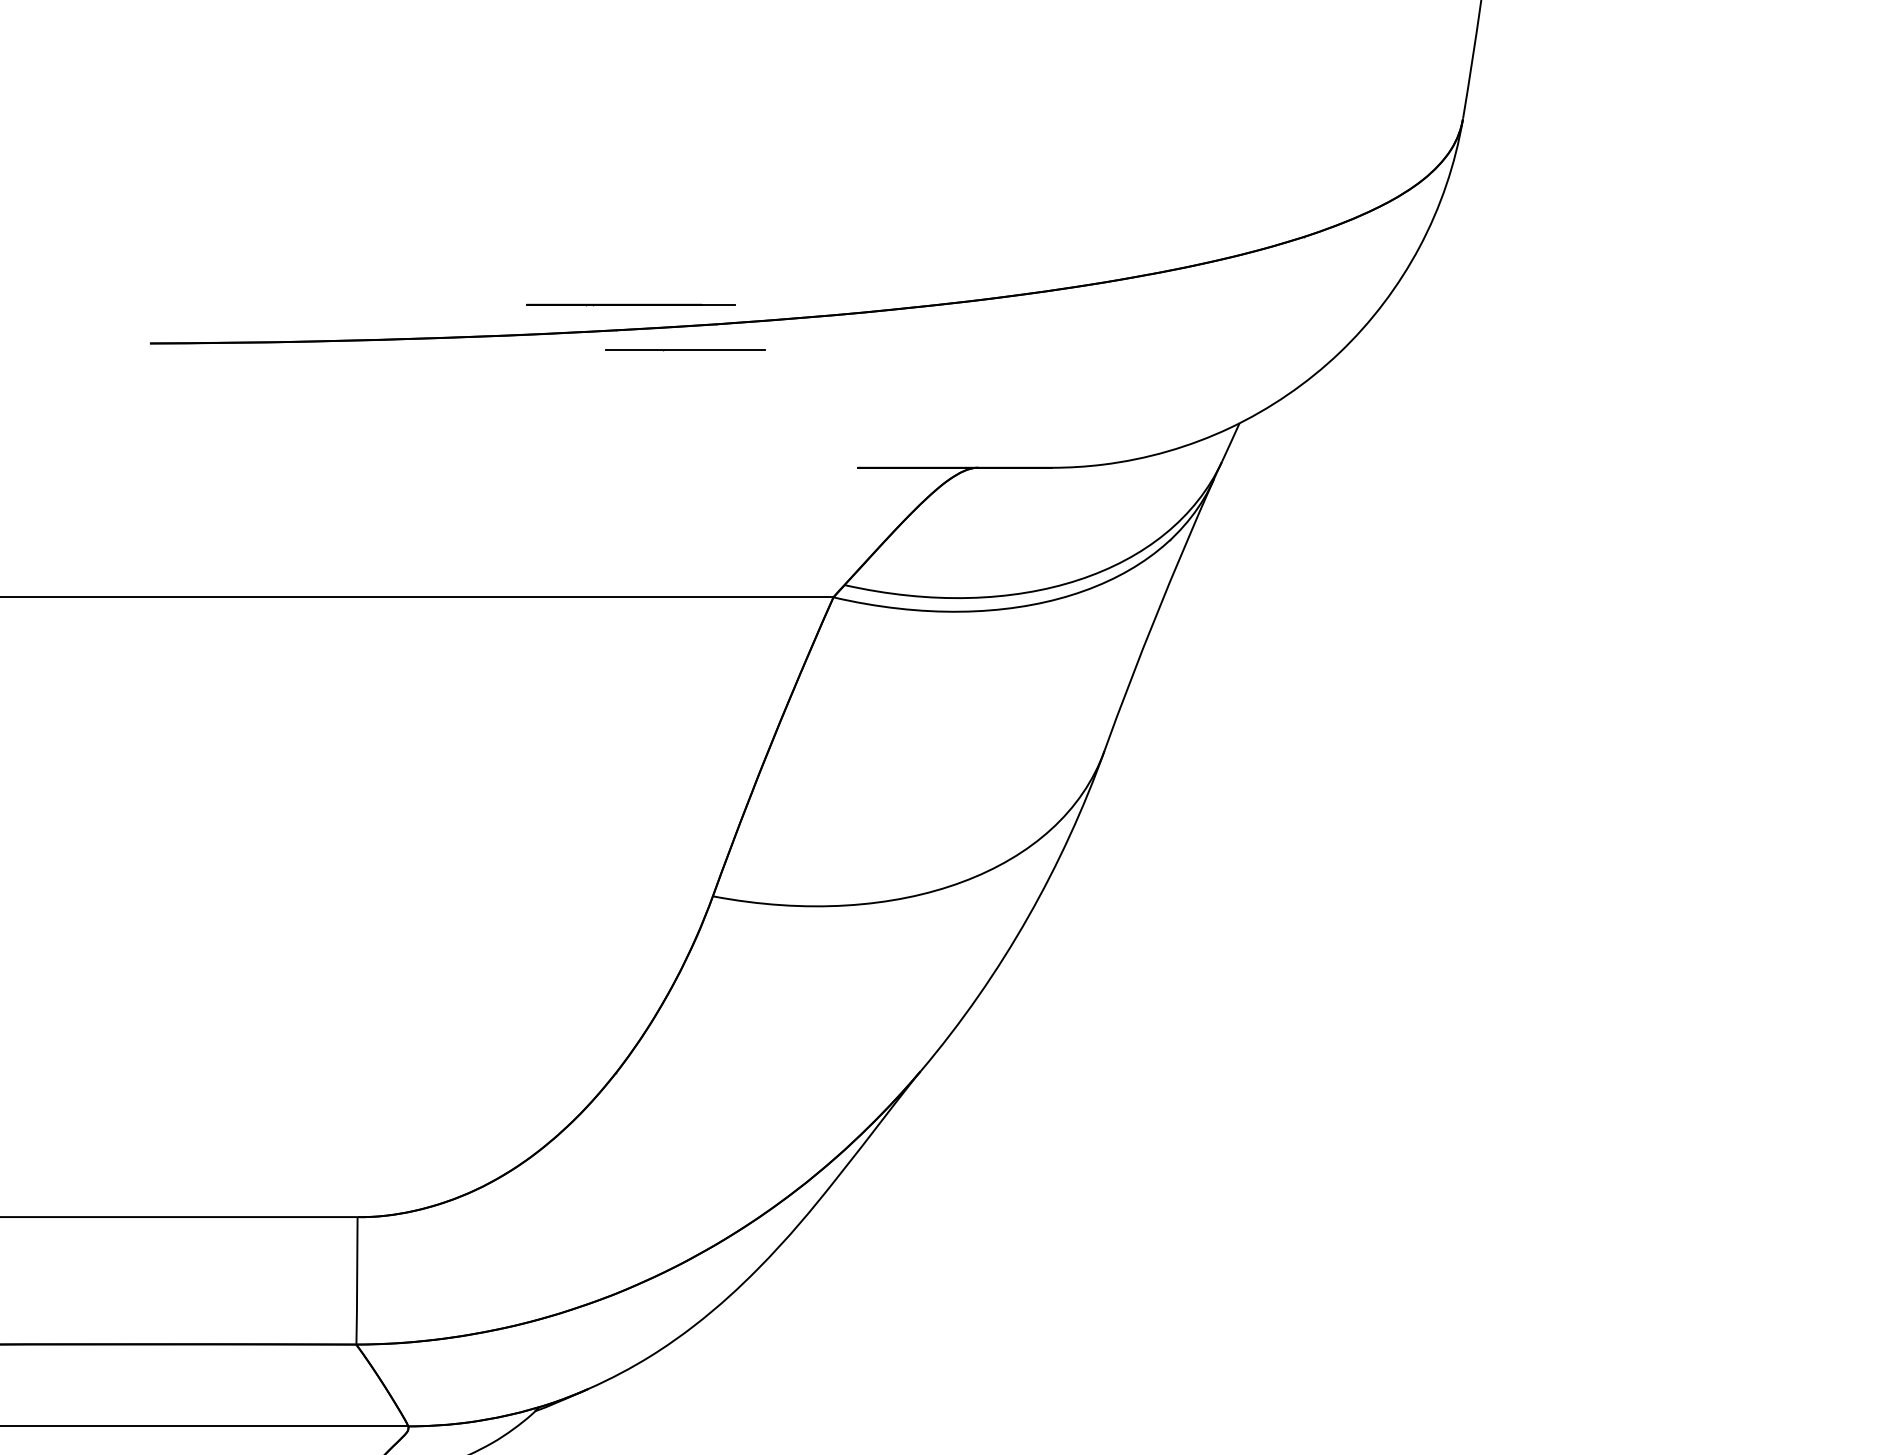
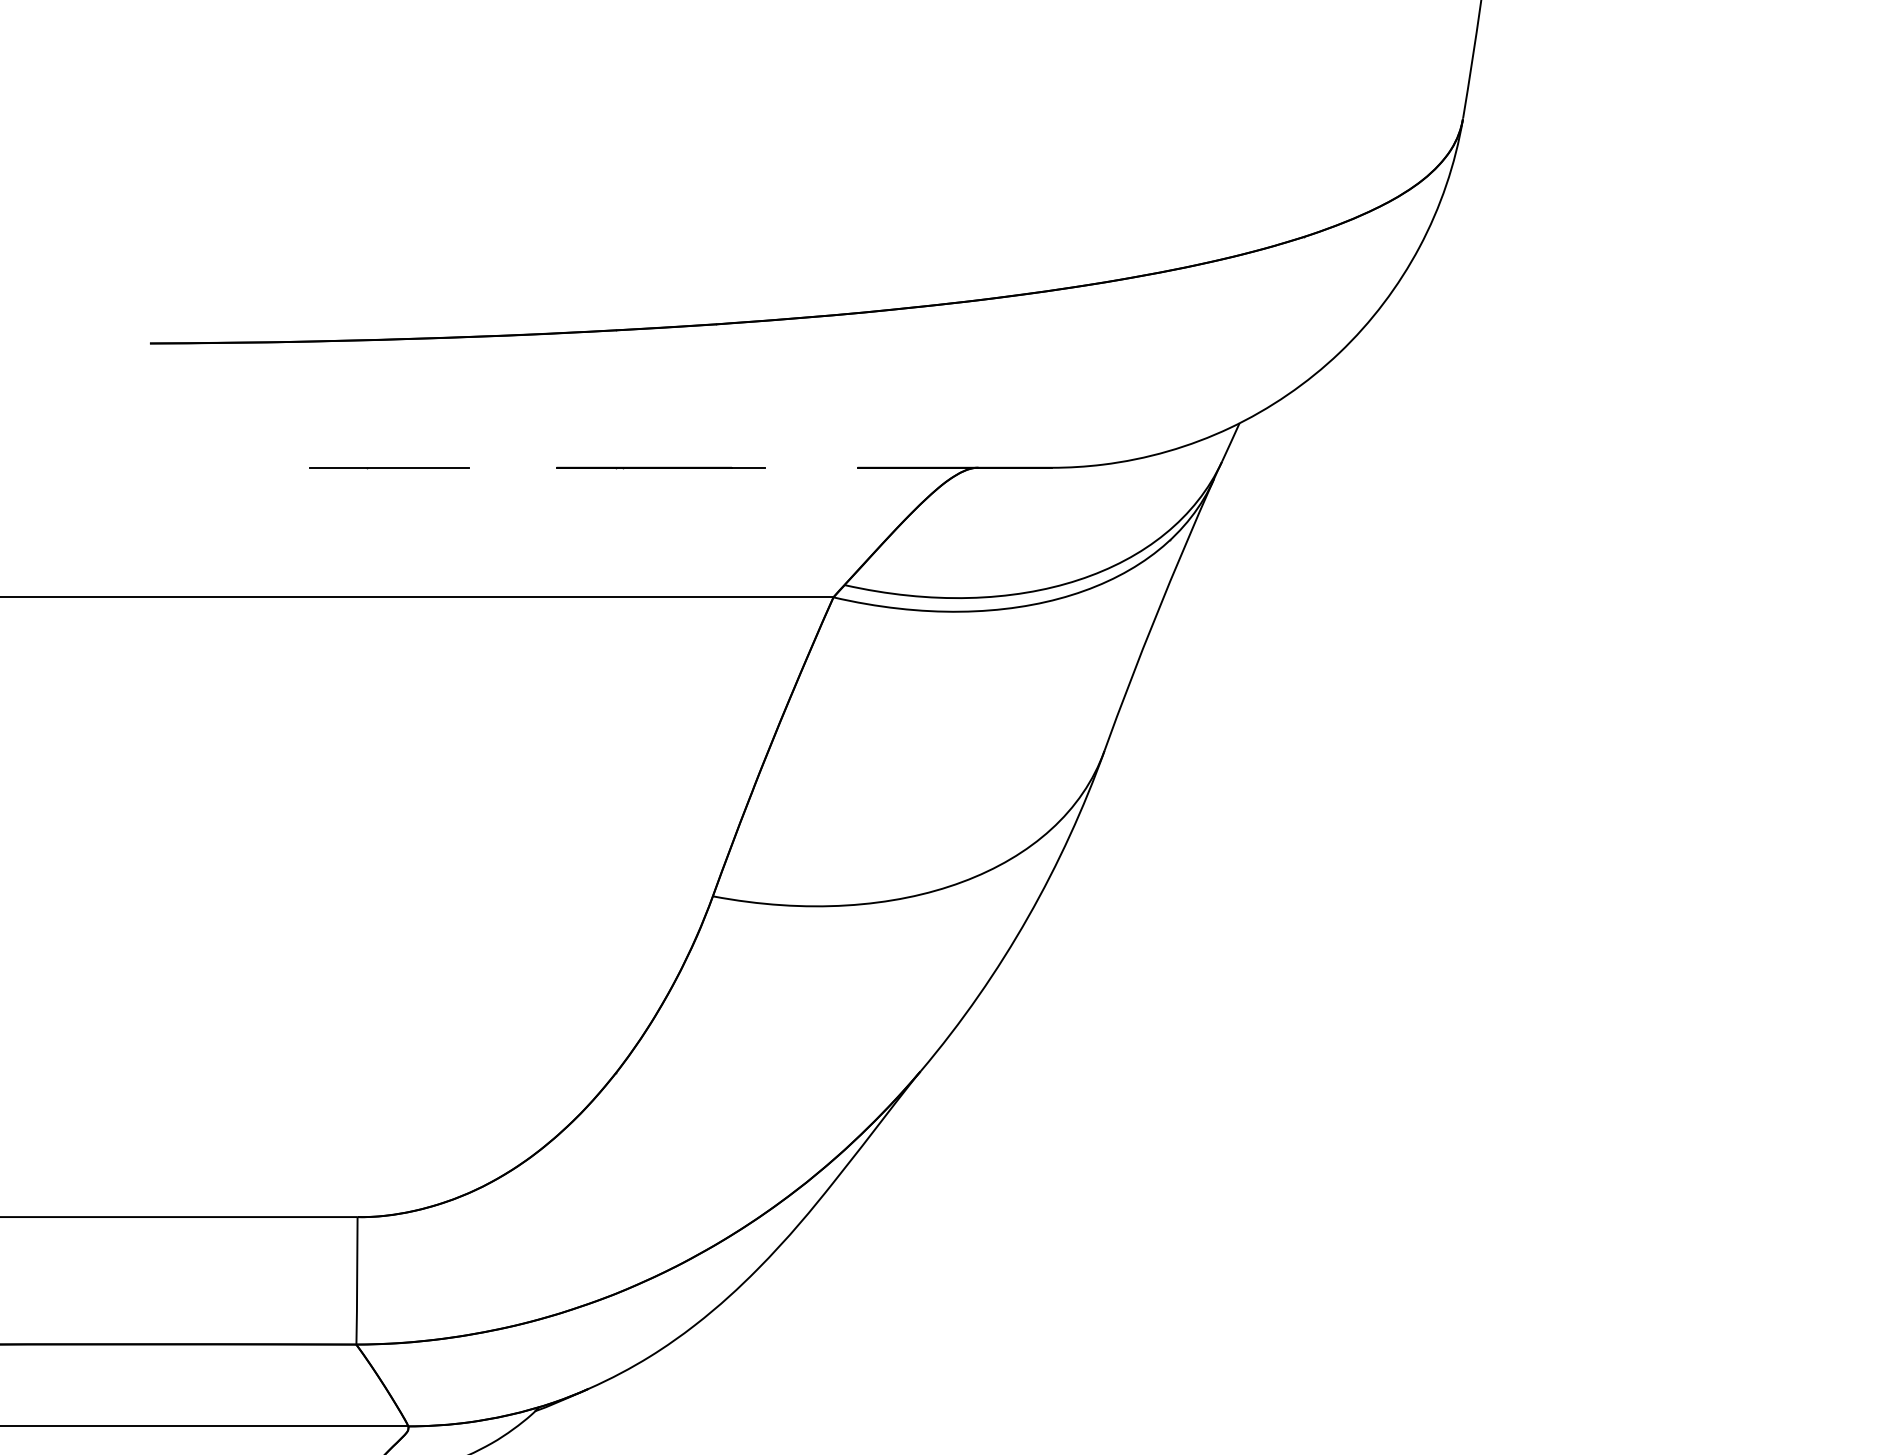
line position: (630, 304) -> (660, 467) (660, 467)
line position: (685, 350) -> (389, 468) (389, 468)
